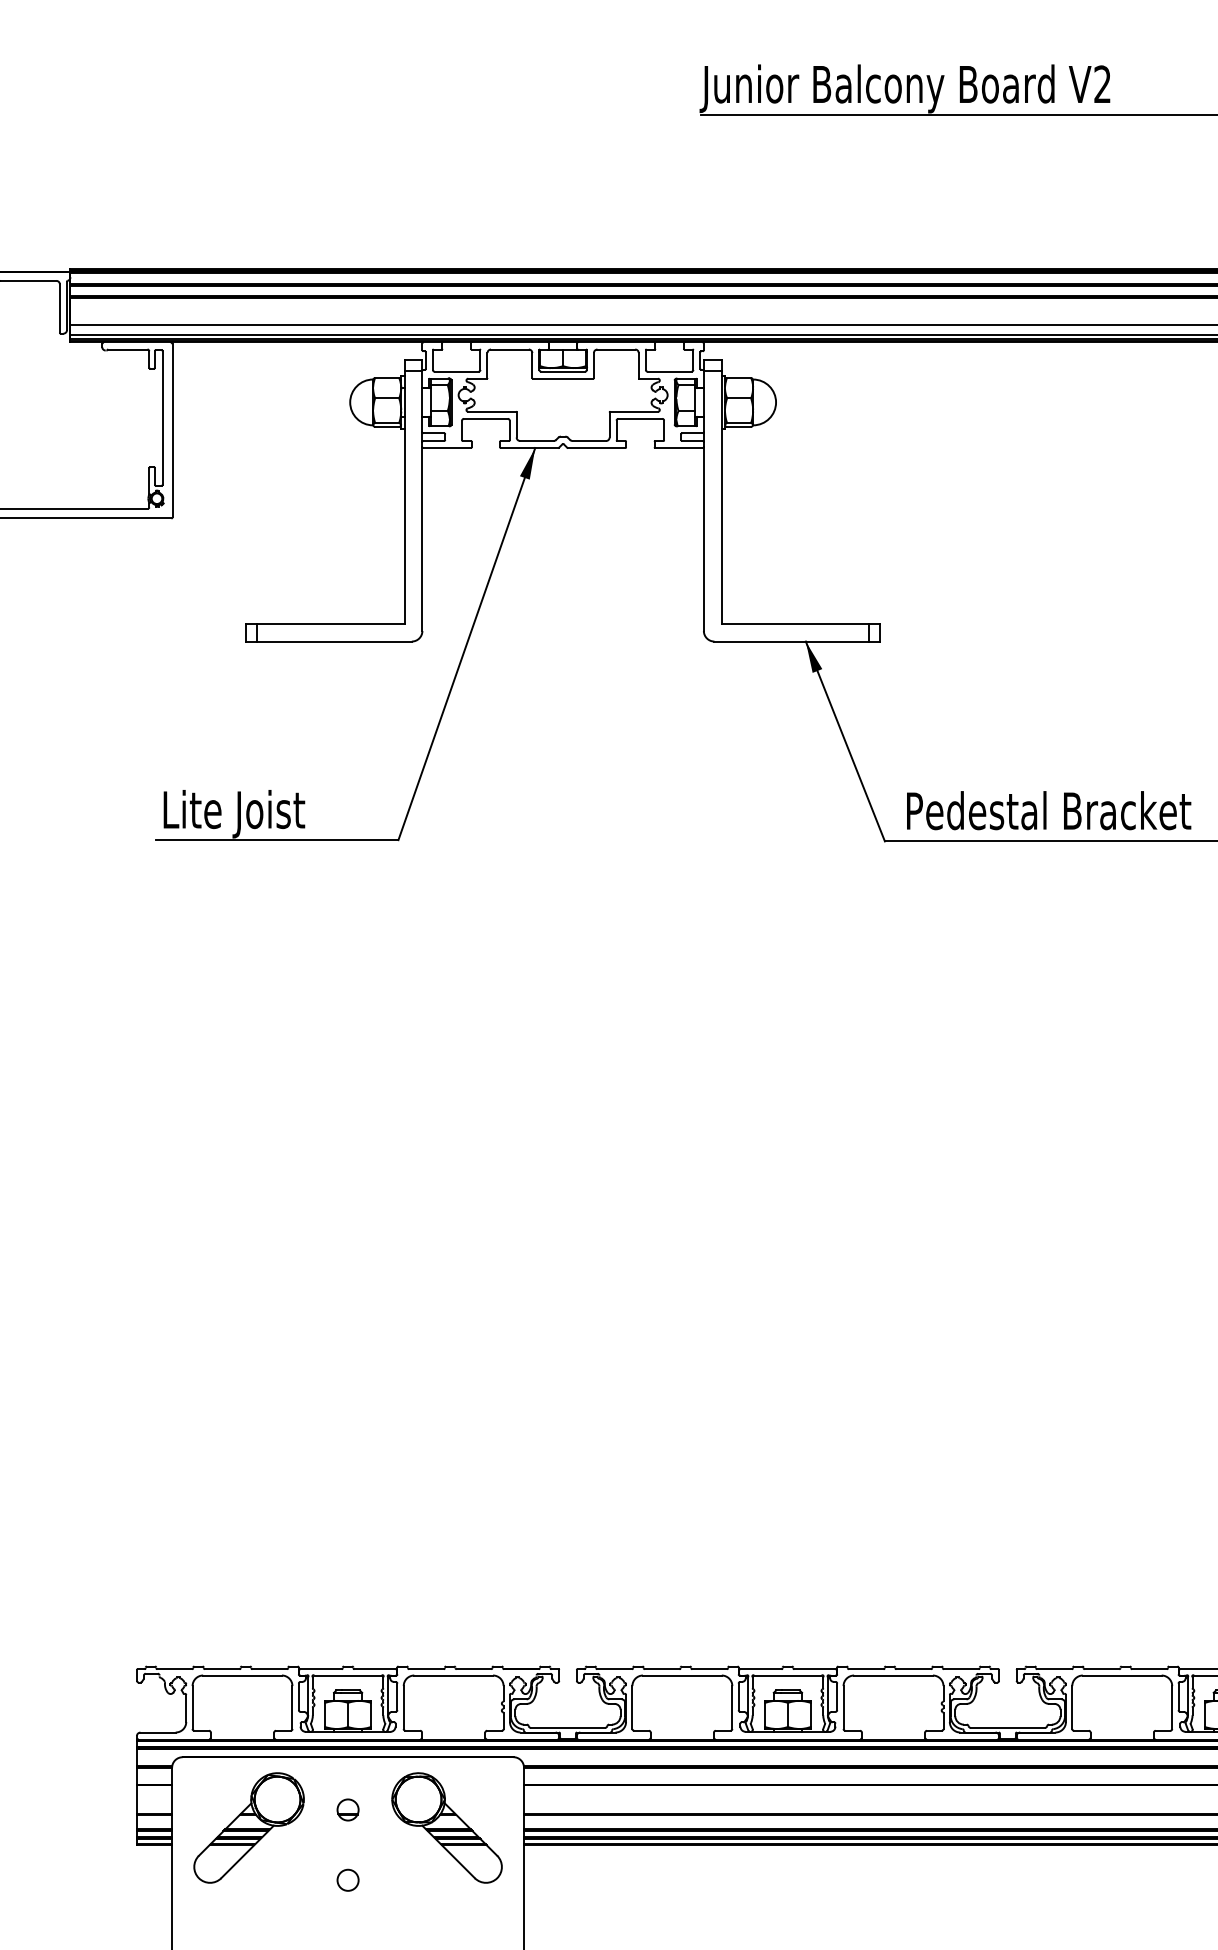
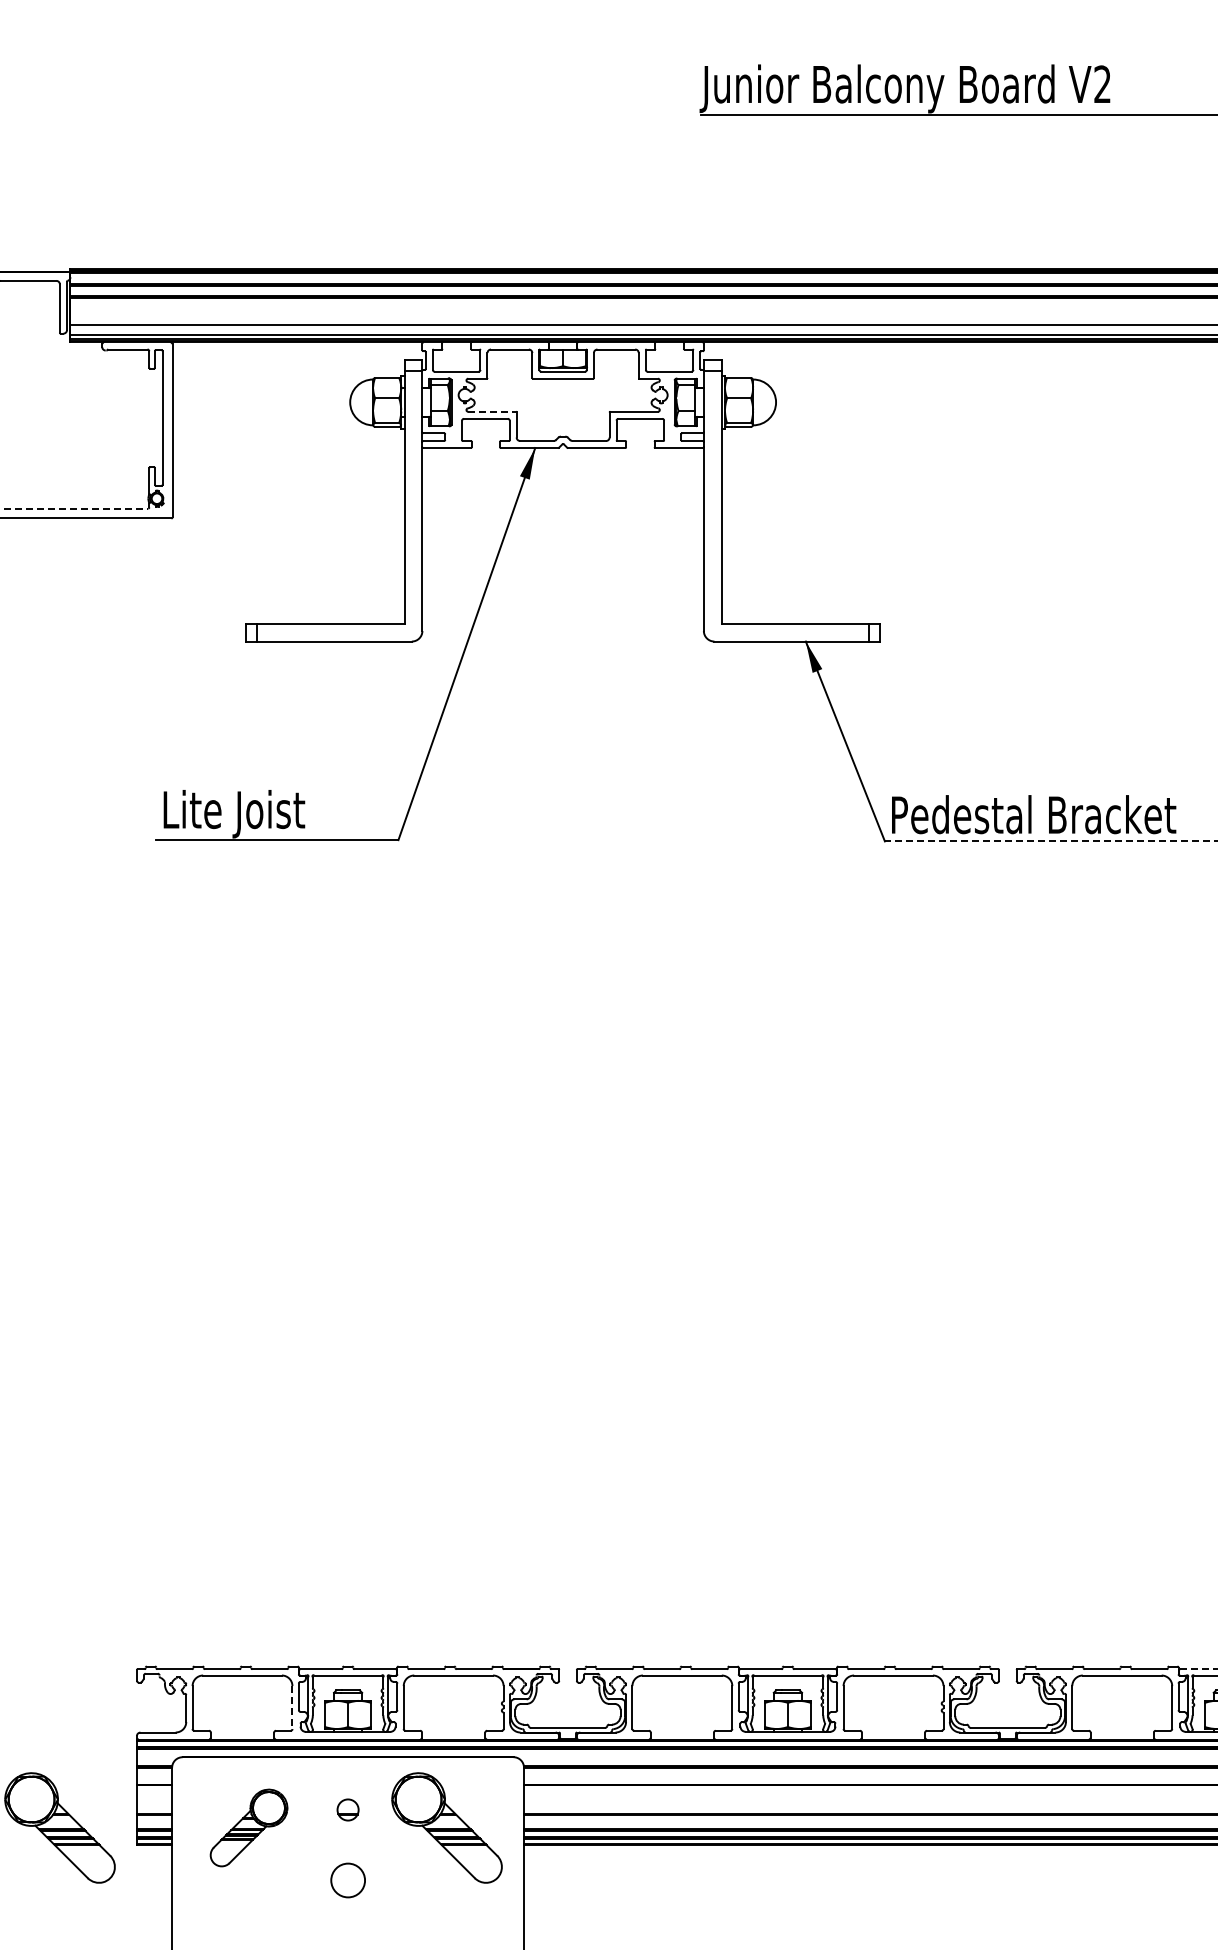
line: solid -> dashed (492, 411)
line: solid -> dashed (74, 508)
text position: (1049, 810) -> (1034, 814) (1034, 814)
line: solid -> dashed (1050, 841)
line: solid -> dashed (1198, 1669)
line: solid -> dashed (292, 1708)
part: none -> present (59, 1827)
part size: 112x112 px -> 80x80 px (248, 1827)
circle size: 24x24 px -> 36x37 px (347, 1880)
